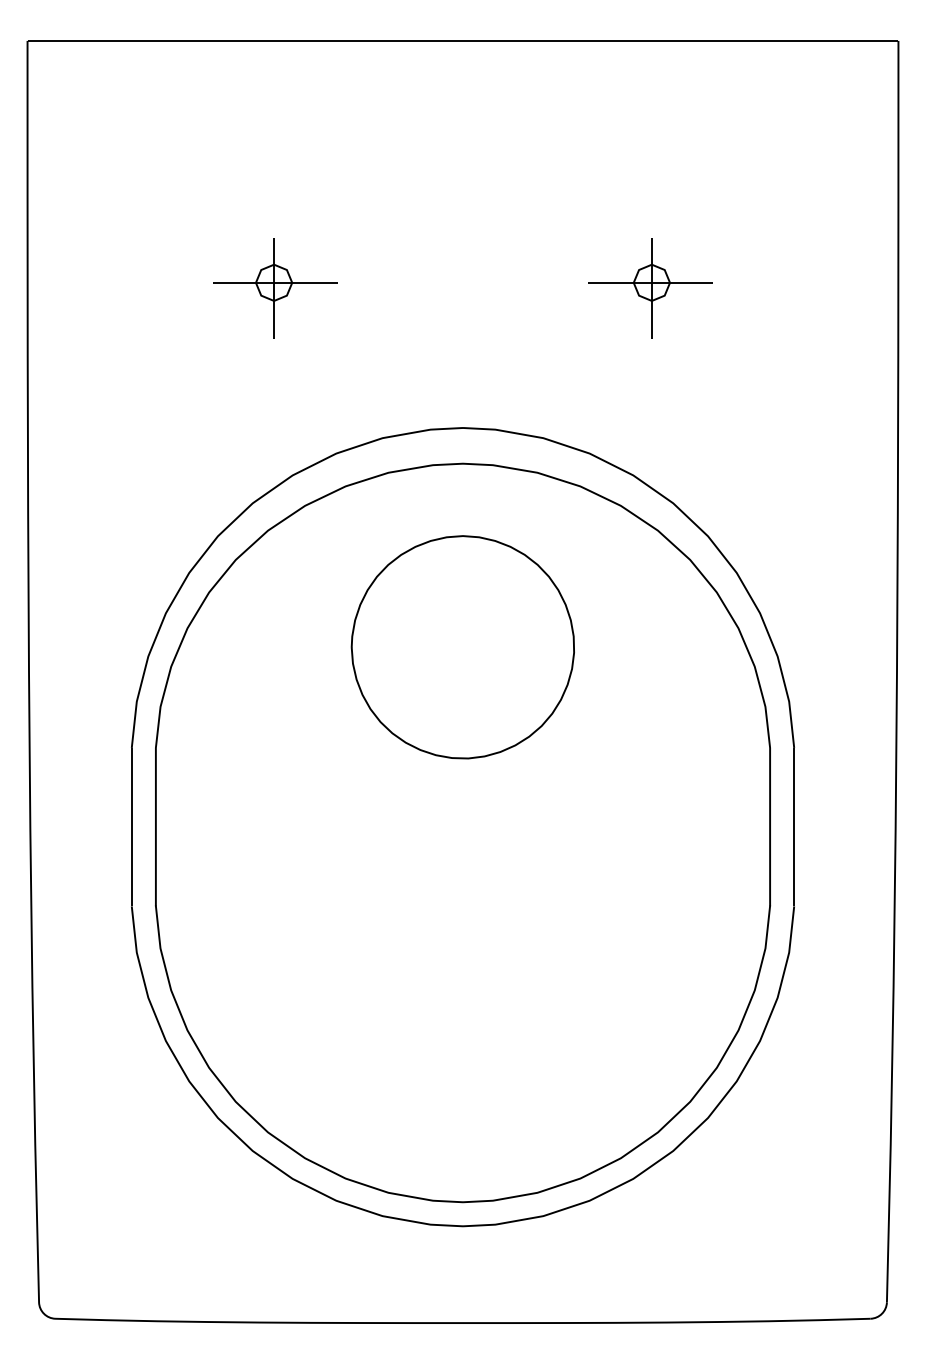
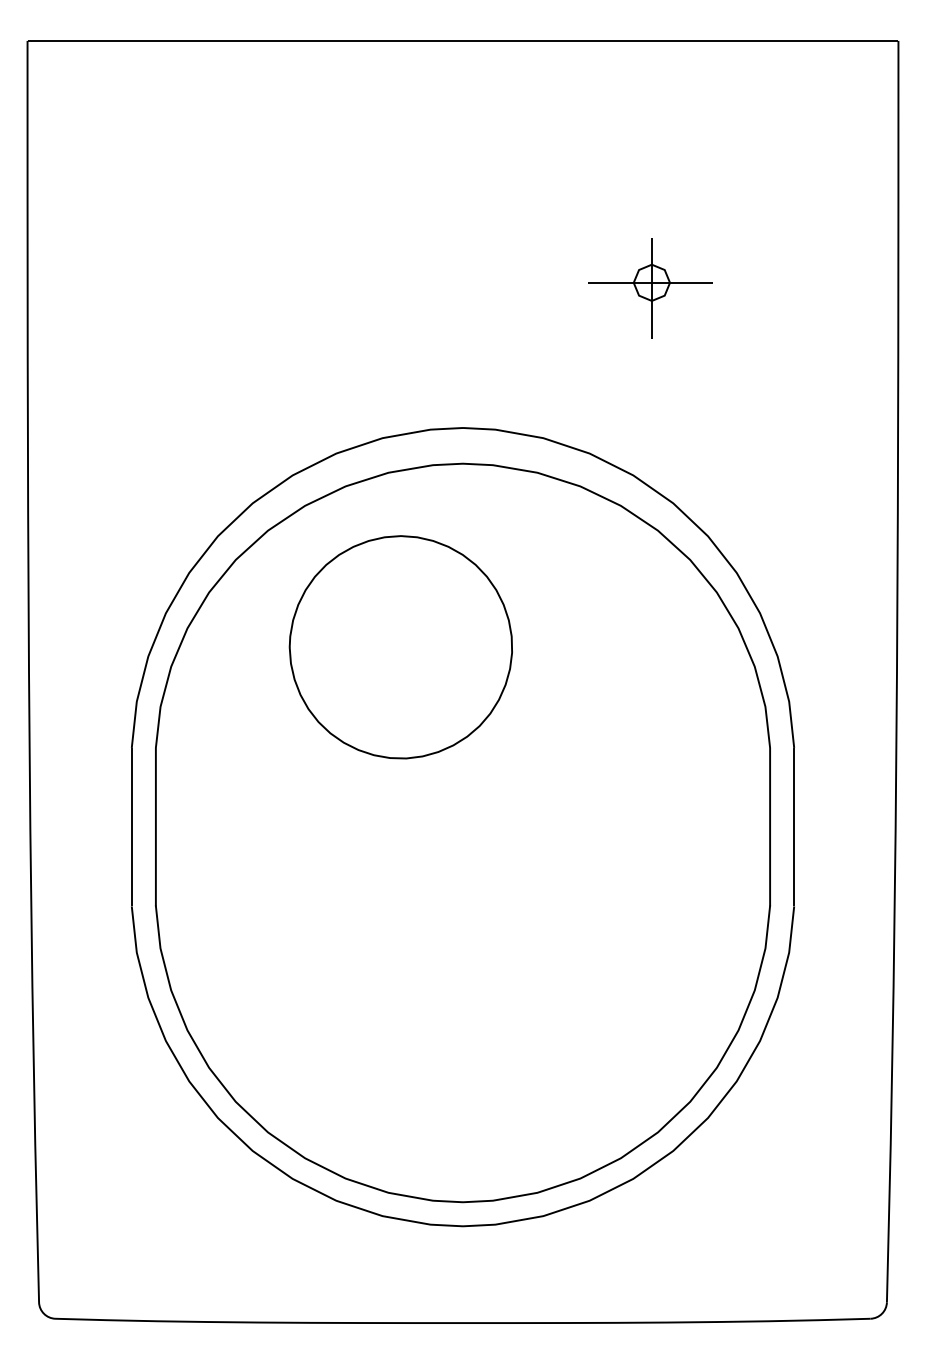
part: present -> none (275, 288)
part position: (462, 647) -> (400, 647) (400, 647)
